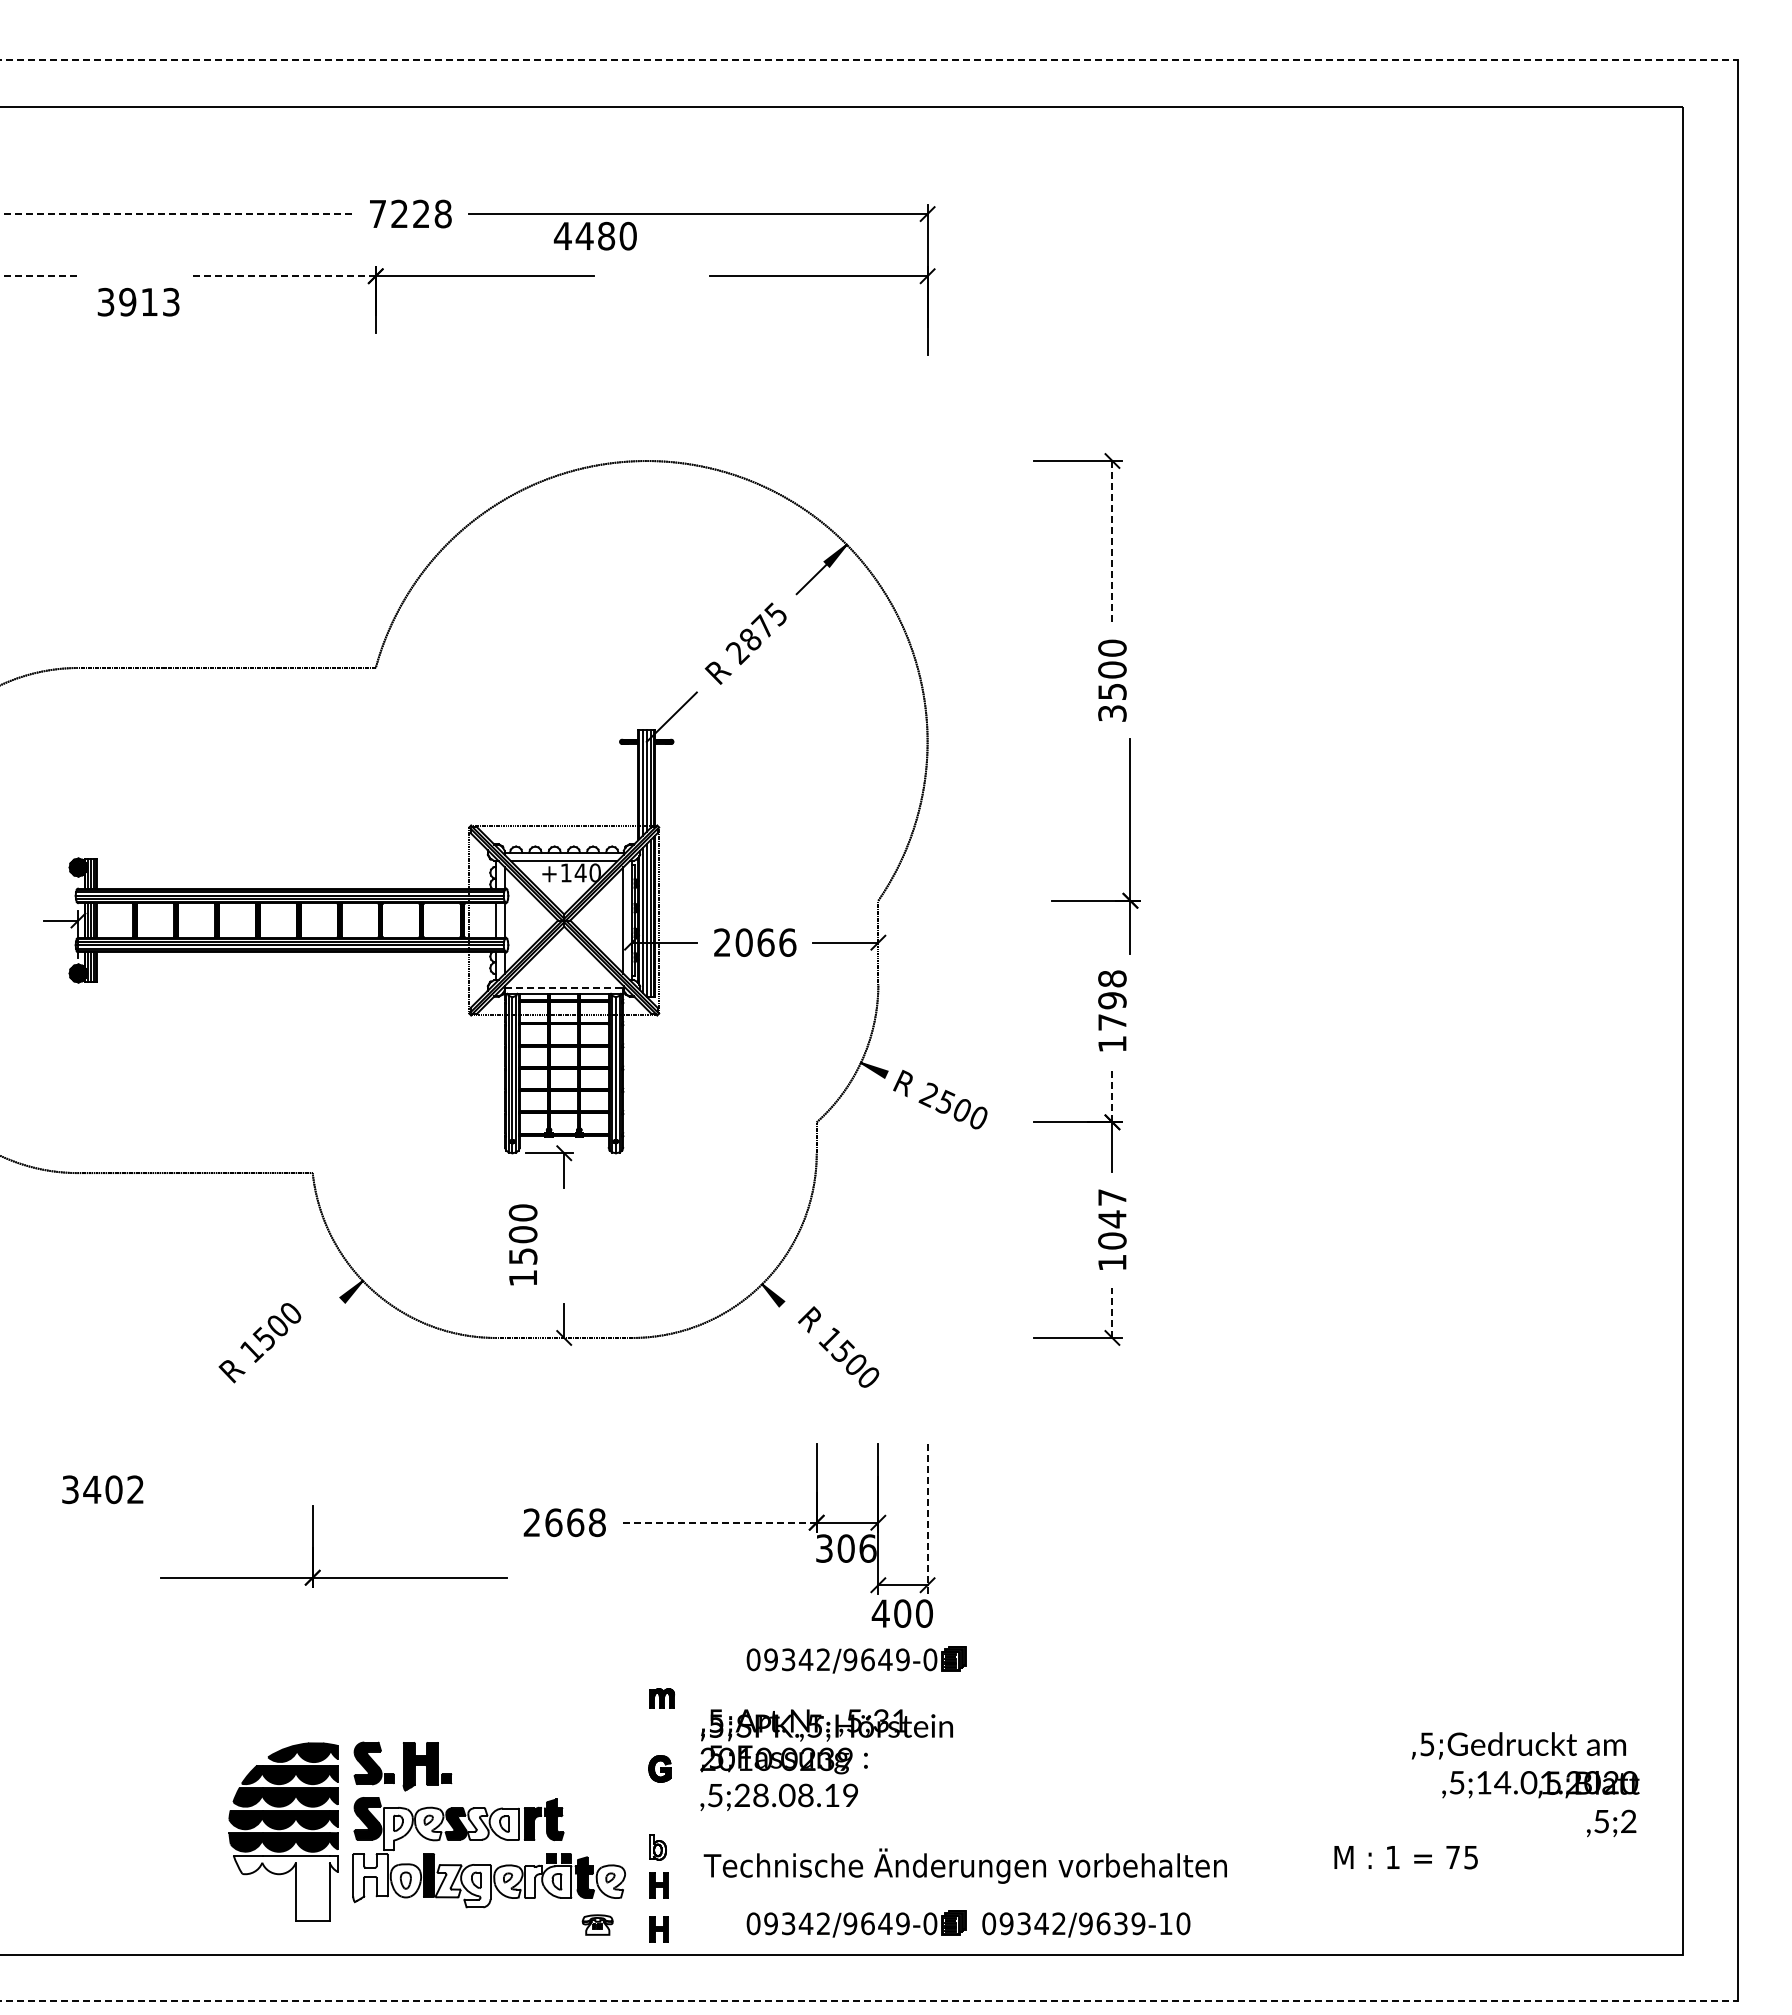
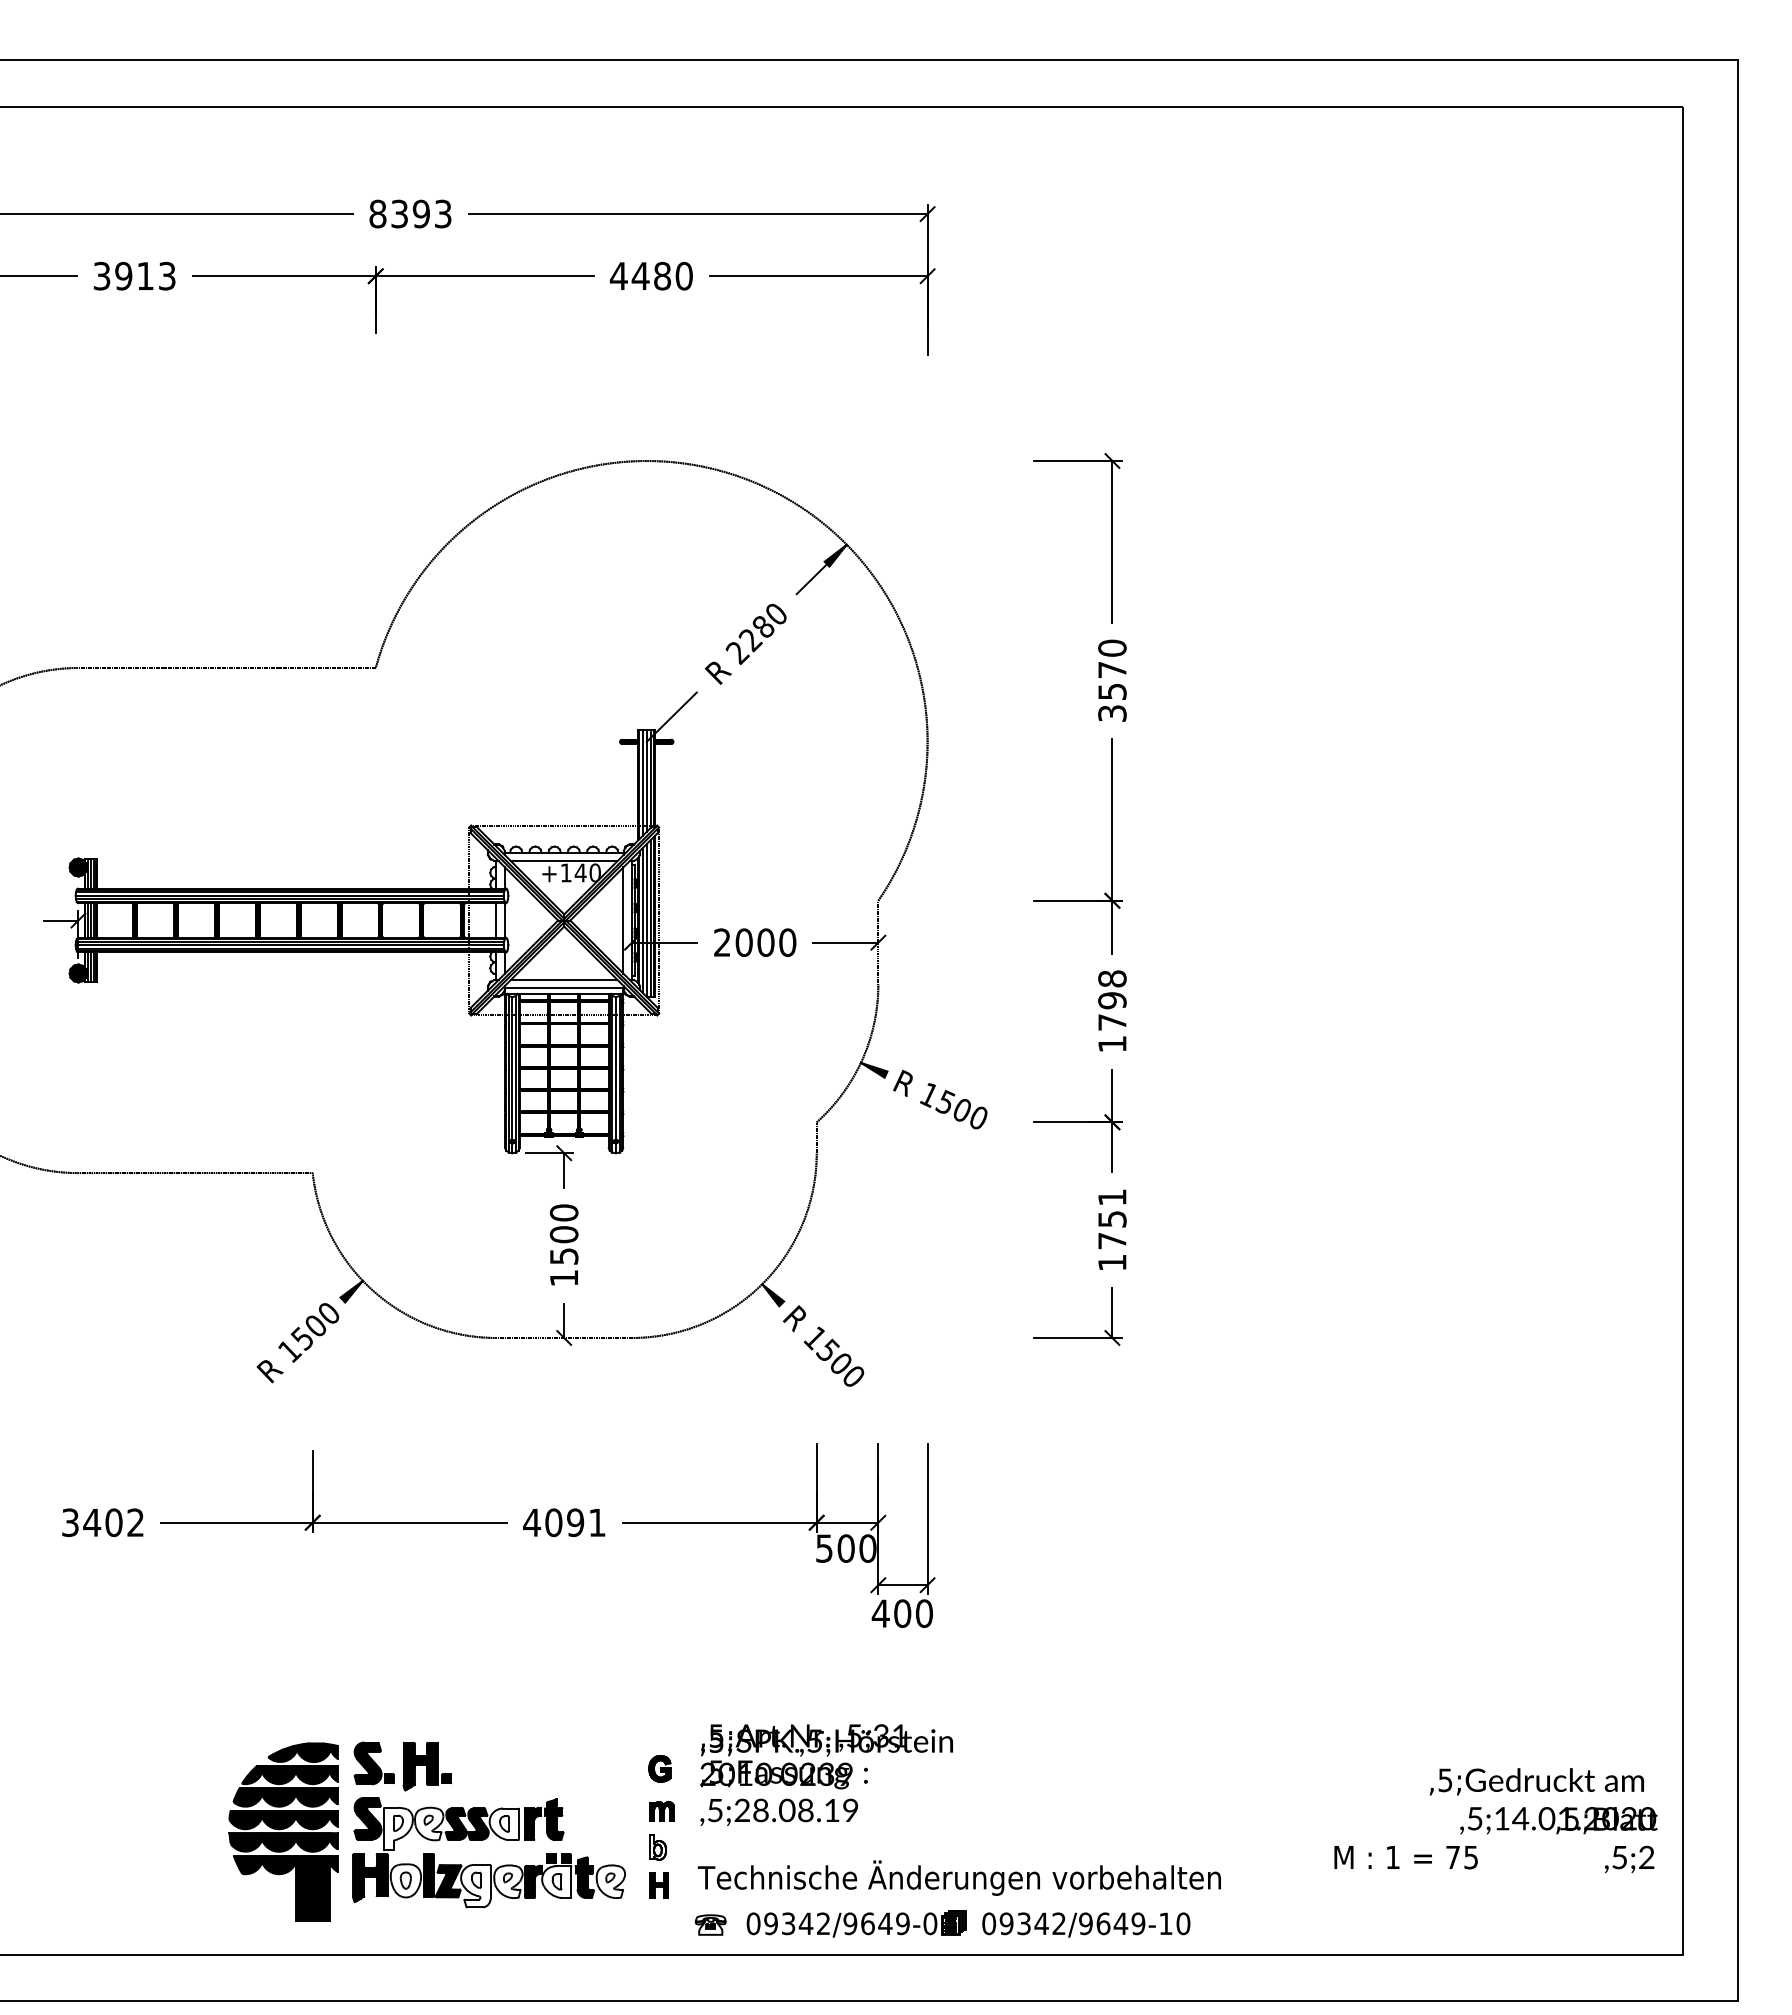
line: dashed -> solid (869, 60)
text: 7228 -> 8393 (410, 213)
line: dashed -> solid (176, 214)
text position: (594, 235) -> (650, 275) (650, 275)
line: dashed -> solid (38, 276)
line: dashed -> solid (284, 276)
text position: (138, 301) -> (134, 275) (134, 275)
line: dashed -> solid (1112, 541)
text: 2875 -> 2280 (762, 627)
text: 3500 -> 3570 (1112, 669)
part position: (1129, 846) -> (1111, 846) (1111, 846)
text: 2066 -> 2000 (776, 942)
line: none -> present (564, 979)
line: dashed -> solid (564, 988)
text: 2500 -> 1500 (927, 1094)
line: dashed -> solid (1112, 1095)
text: 1047 -> 1751 (1112, 1219)
text position: (522, 1244) -> (563, 1244) (563, 1244)
line: dashed -> solid (1112, 1313)
text position: (259, 1343) -> (297, 1343) (297, 1343)
text position: (838, 1346) -> (823, 1345) (823, 1345)
text position: (102, 1489) -> (102, 1522) (102, 1522)
line: dashed -> solid (927, 1519)
text: 2668 -> 4091 (564, 1522)
line: dashed -> solid (719, 1522)
part position: (313, 1546) -> (313, 1491) (313, 1491)
text: 306 -> 500 (846, 1548)
part: present -> none (856, 1659)
part position: (661, 1698) -> (661, 1811) (661, 1811)
text position: (826, 1760) -> (826, 1775) (826, 1775)
text position: (1525, 1784) -> (1543, 1820) (1543, 1820)
fill: none -> present (477, 1823)
text position: (964, 1865) -> (958, 1877) (958, 1877)
fill: none -> present (370, 1878)
fill: none -> present (448, 1881)
fill: none -> present (533, 1881)
fill: none -> present (285, 1887)
text: 09342/9639-10 -> 09342/9649-10 (1120, 1923)
part position: (597, 1924) -> (710, 1924) (710, 1924)
part: present -> none (658, 1929)
line: dashed -> solid (869, 2000)
